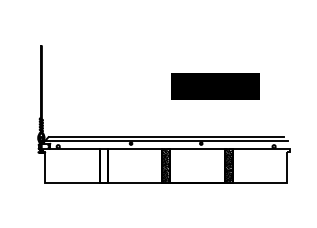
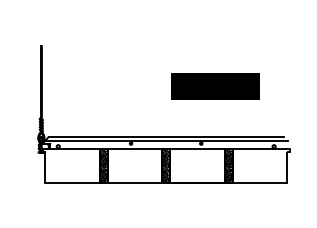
hatch: none -> present (103, 165)
